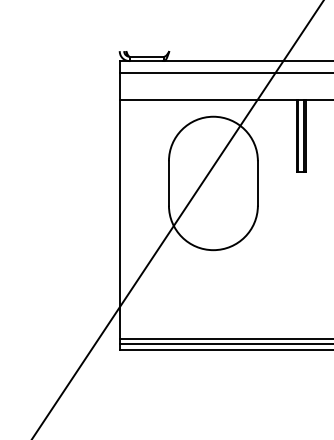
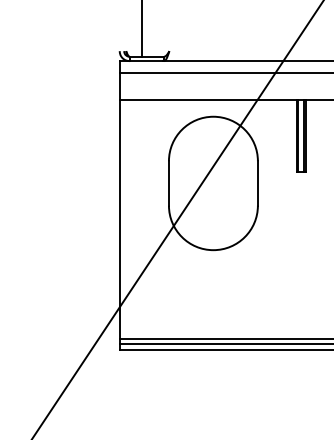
line: none -> present (141, 29)
